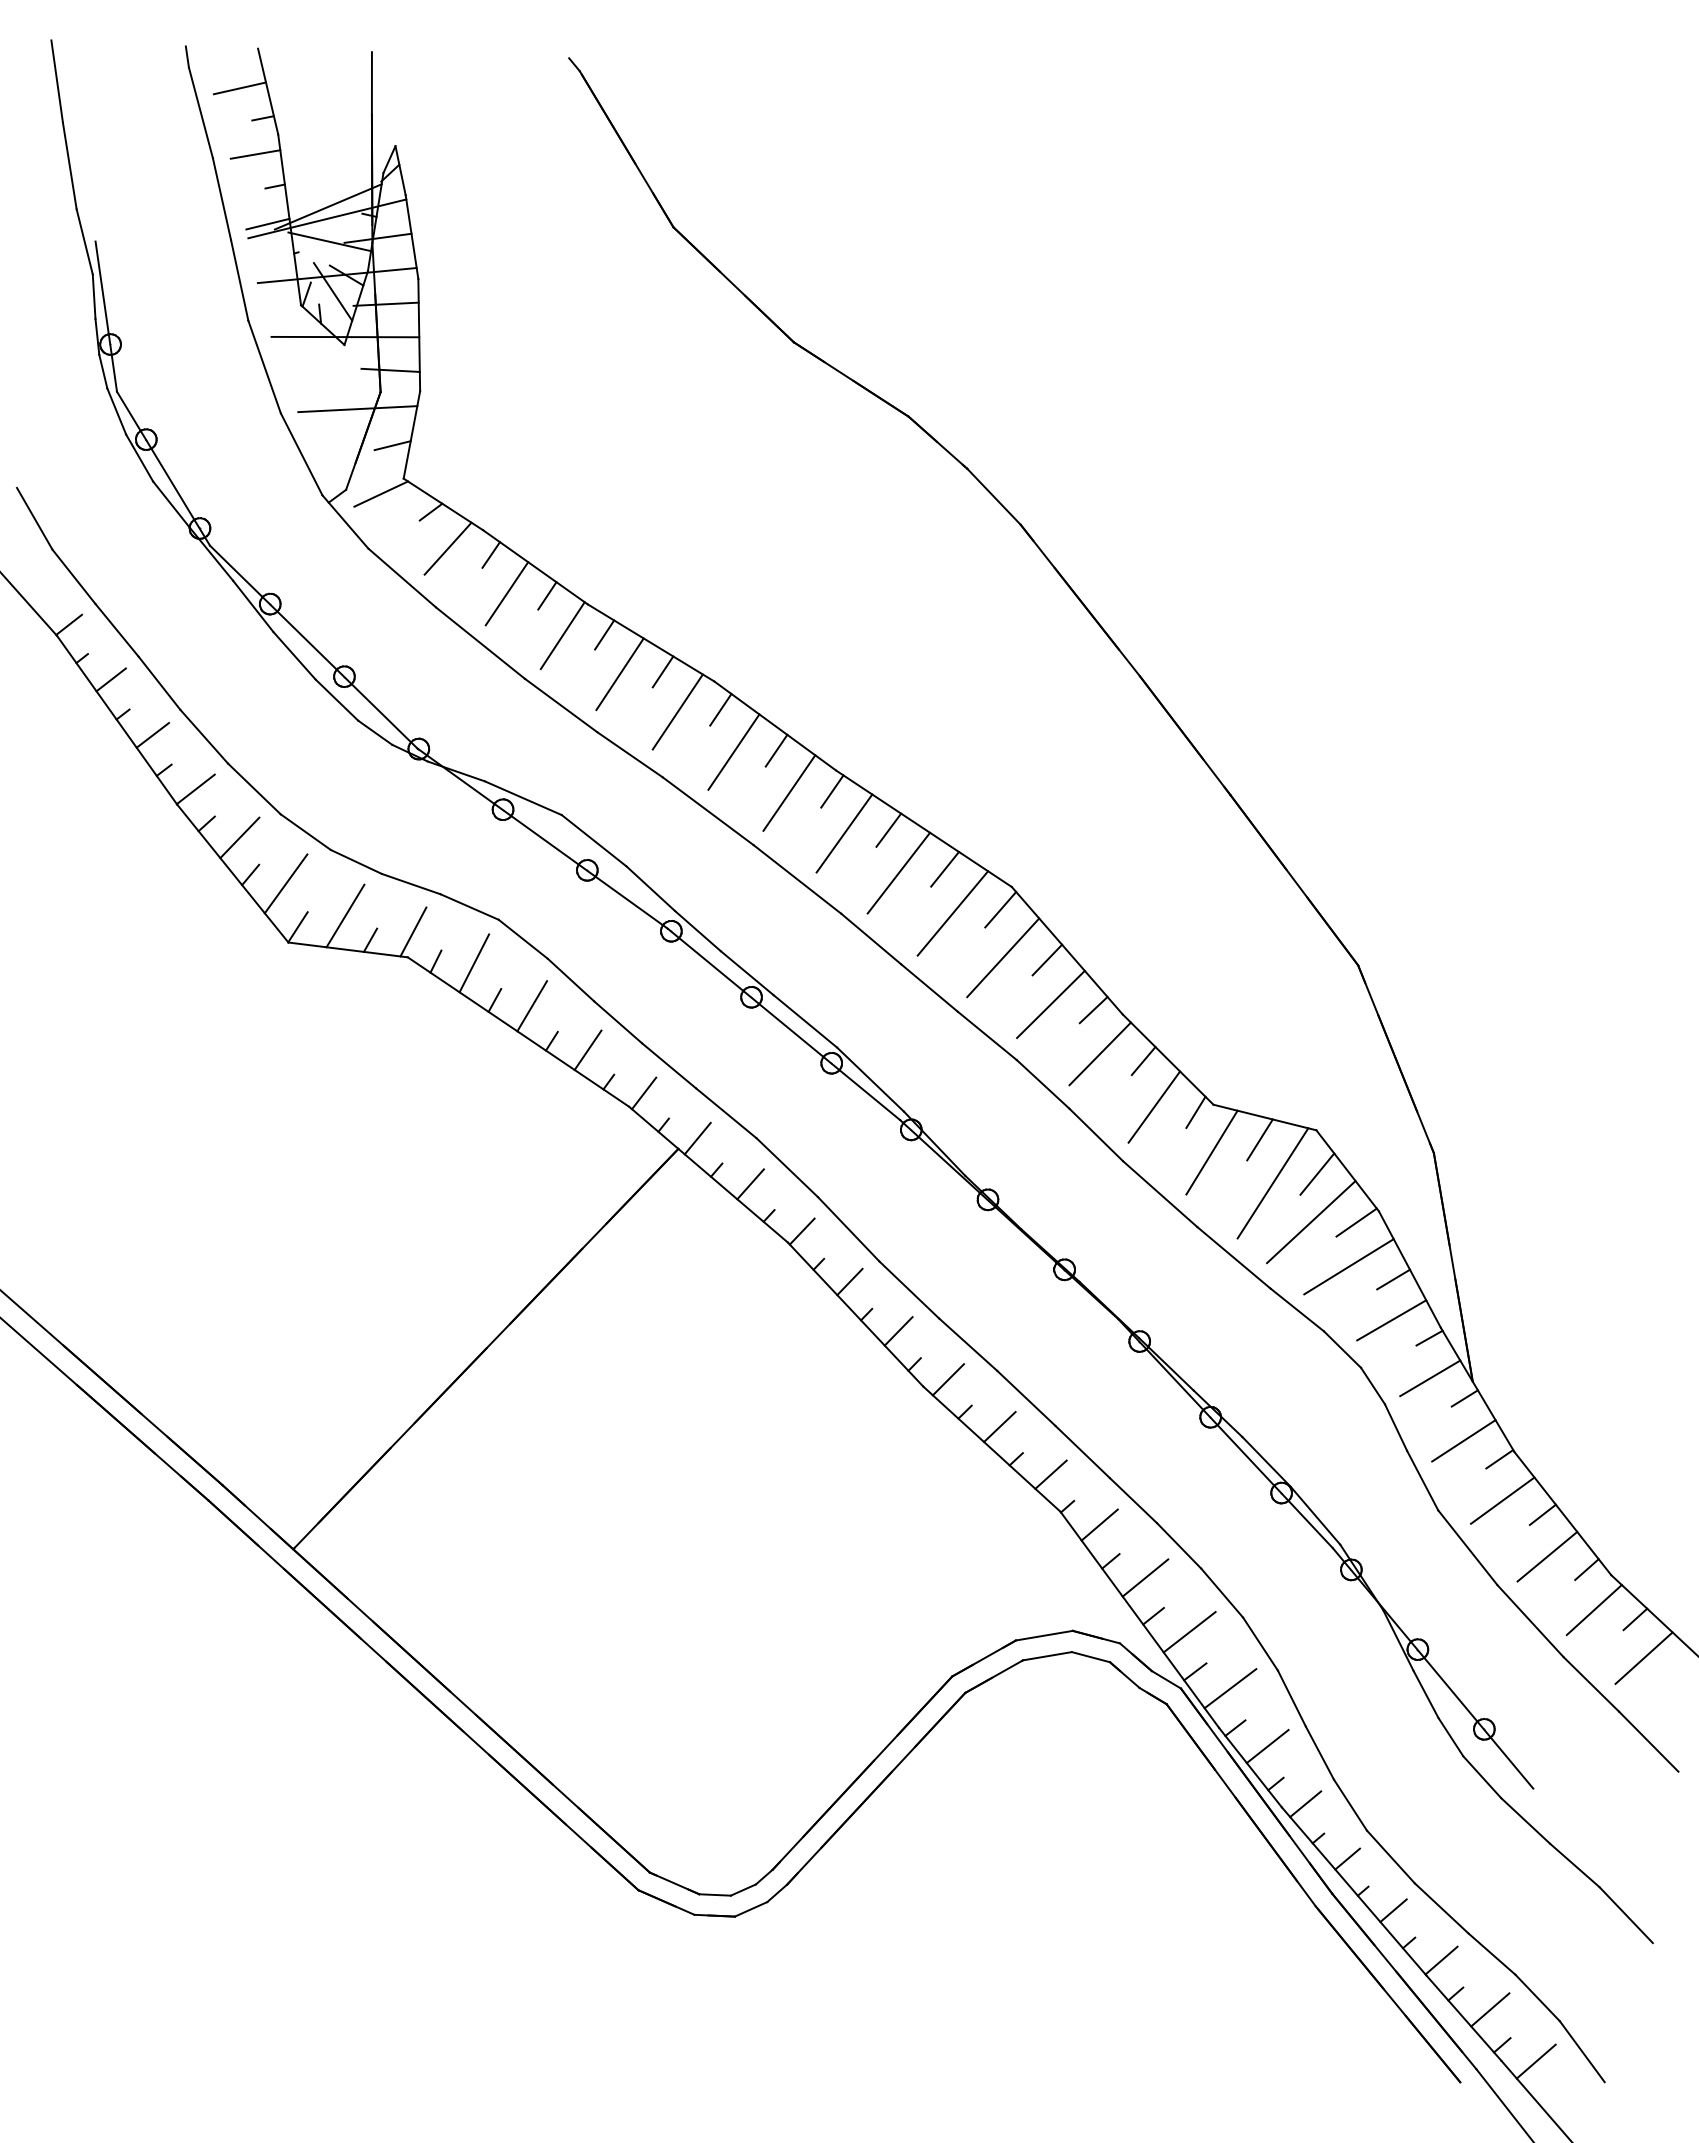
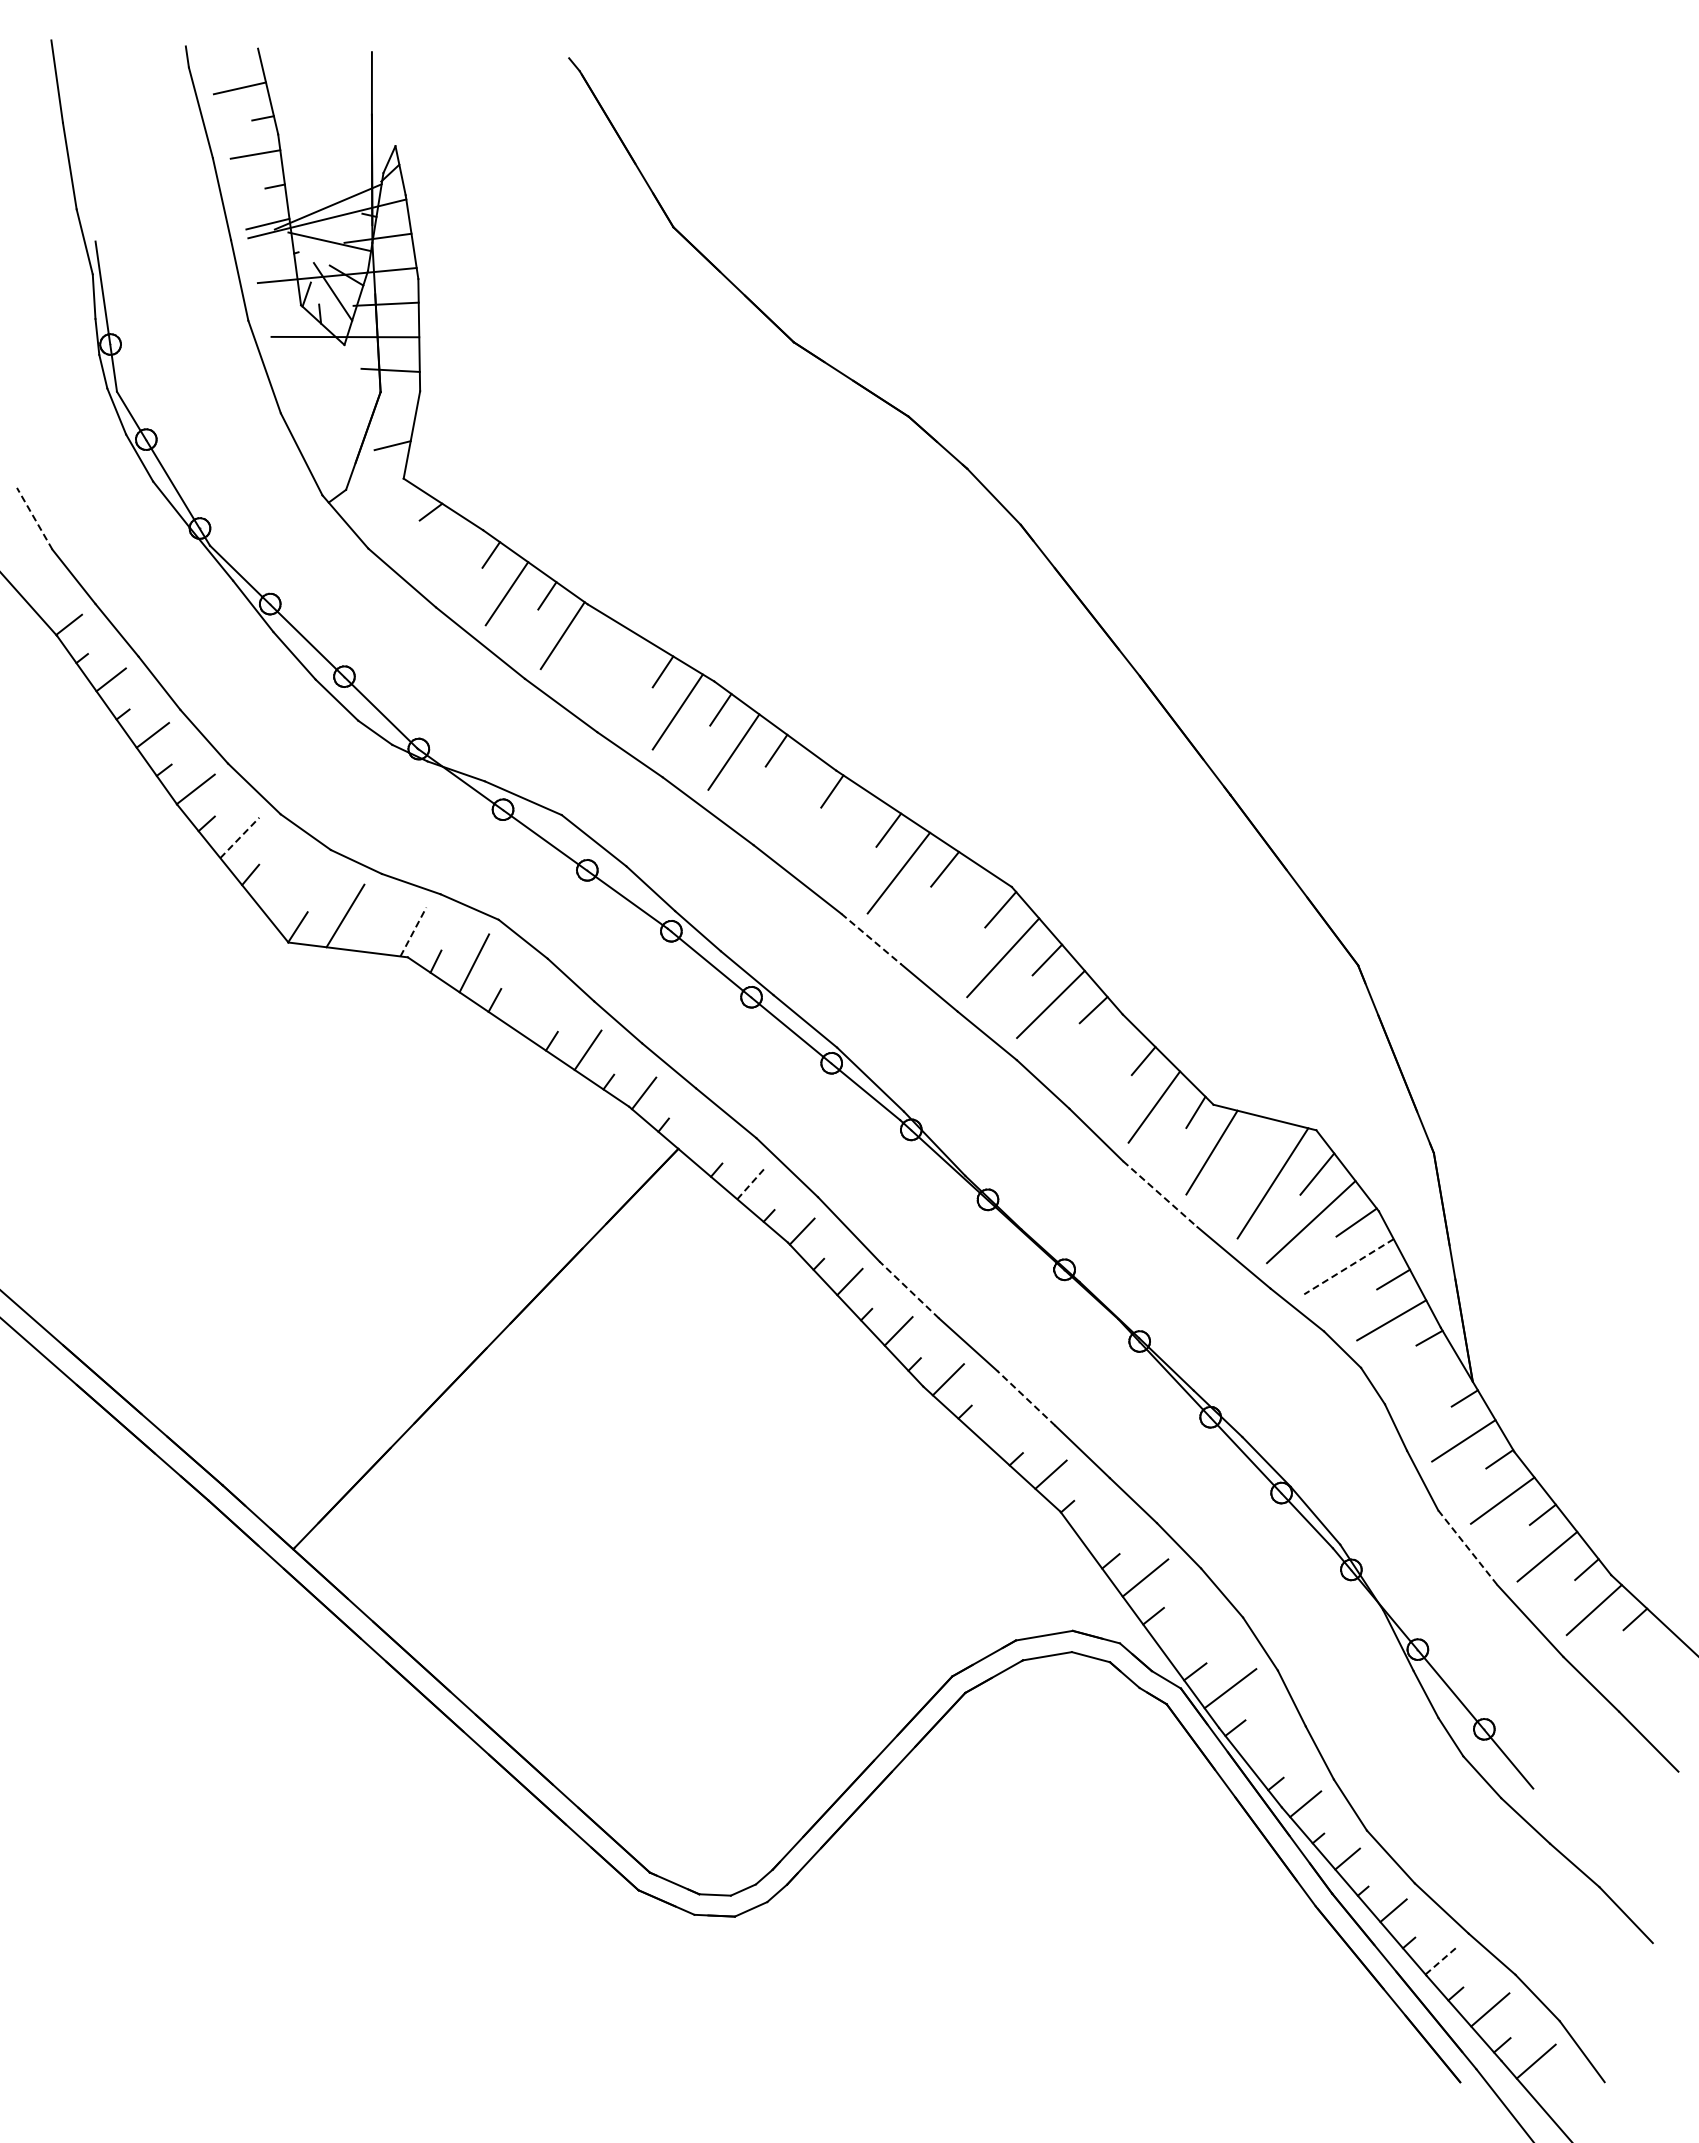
line: present -> none (357, 409)
line: present -> none (381, 493)
line: solid -> dashed (34, 518)
line: present -> none (447, 548)
line: present -> none (604, 634)
line: present -> none (619, 674)
line: present -> none (789, 792)
line: present -> none (844, 833)
line: solid -> dashed (240, 837)
line: present -> none (285, 883)
line: present -> none (952, 913)
line: solid -> dashed (413, 931)
line: present -> none (370, 939)
line: solid -> dashed (871, 939)
line: present -> none (532, 1006)
line: present -> none (1099, 1053)
line: present -> none (697, 1138)
line: present -> none (1259, 1139)
line: solid -> dashed (750, 1183)
line: solid -> dashed (1160, 1194)
line: solid -> dashed (1349, 1266)
line: solid -> dashed (908, 1289)
line: present -> none (1430, 1378)
line: solid -> dashed (1026, 1398)
line: present -> none (999, 1427)
line: present -> none (1099, 1524)
line: solid -> dashed (1467, 1547)
line: present -> none (1189, 1632)
line: present -> none (1643, 1657)
line: present -> none (1267, 1746)
line: solid -> dashed (1441, 1960)
